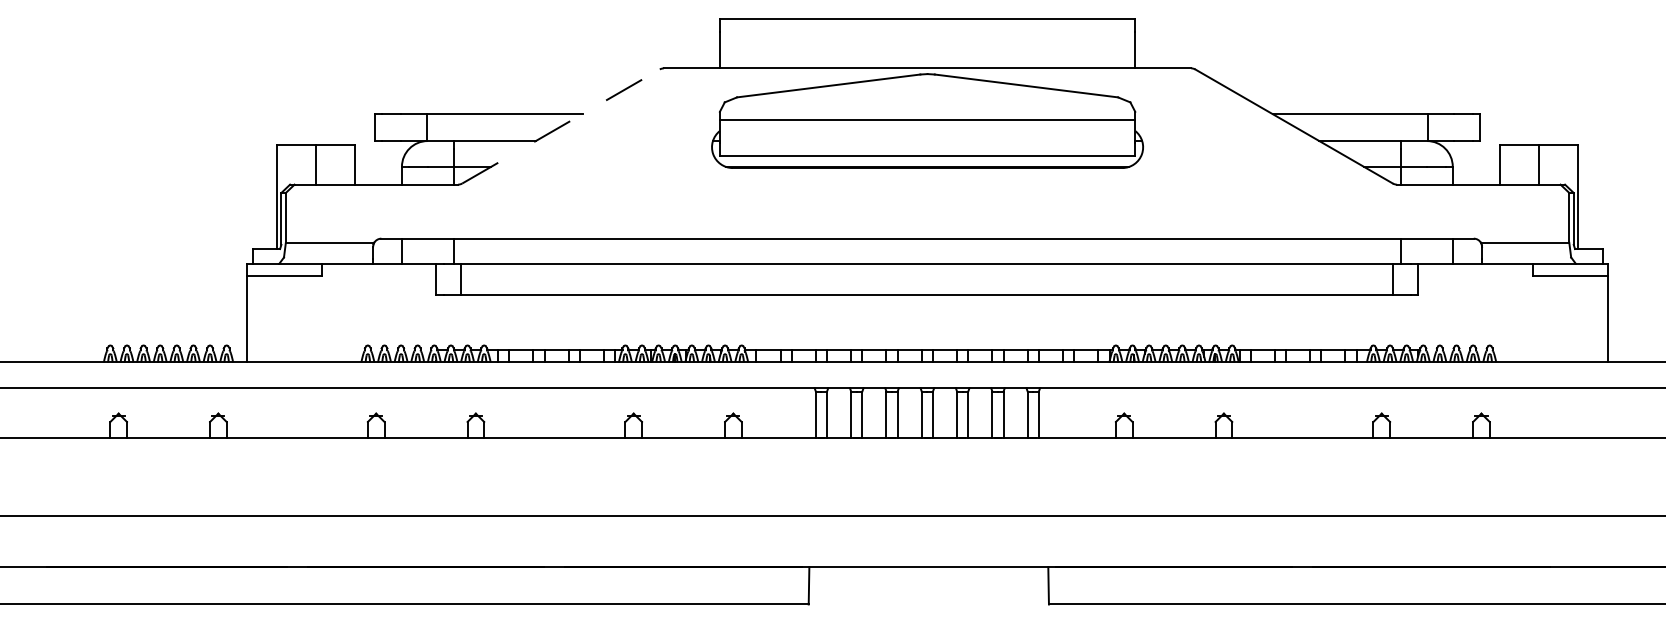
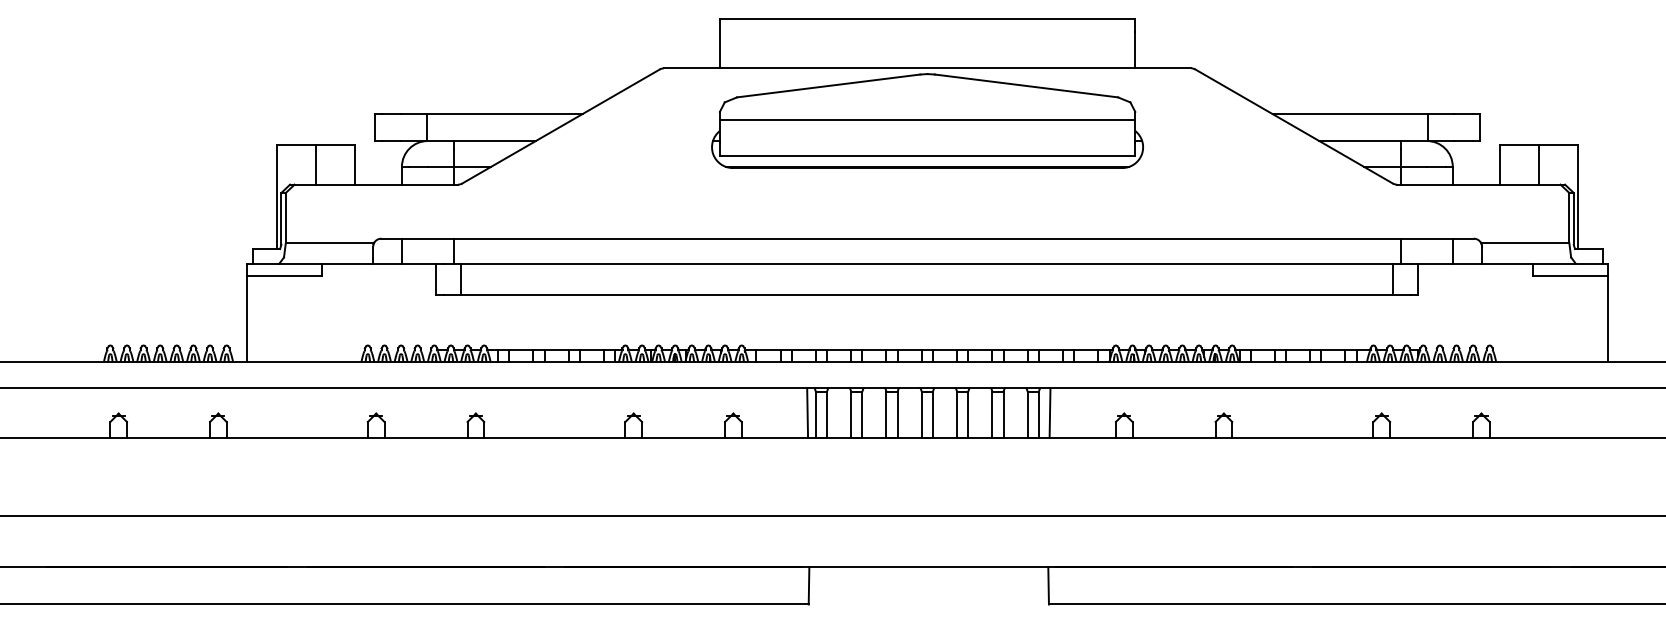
line: dashed -> solid (561, 126)
line: none -> present (807, 413)
line: none -> present (1049, 413)
